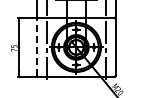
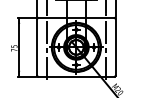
line: dashed -> solid (37, 47)
